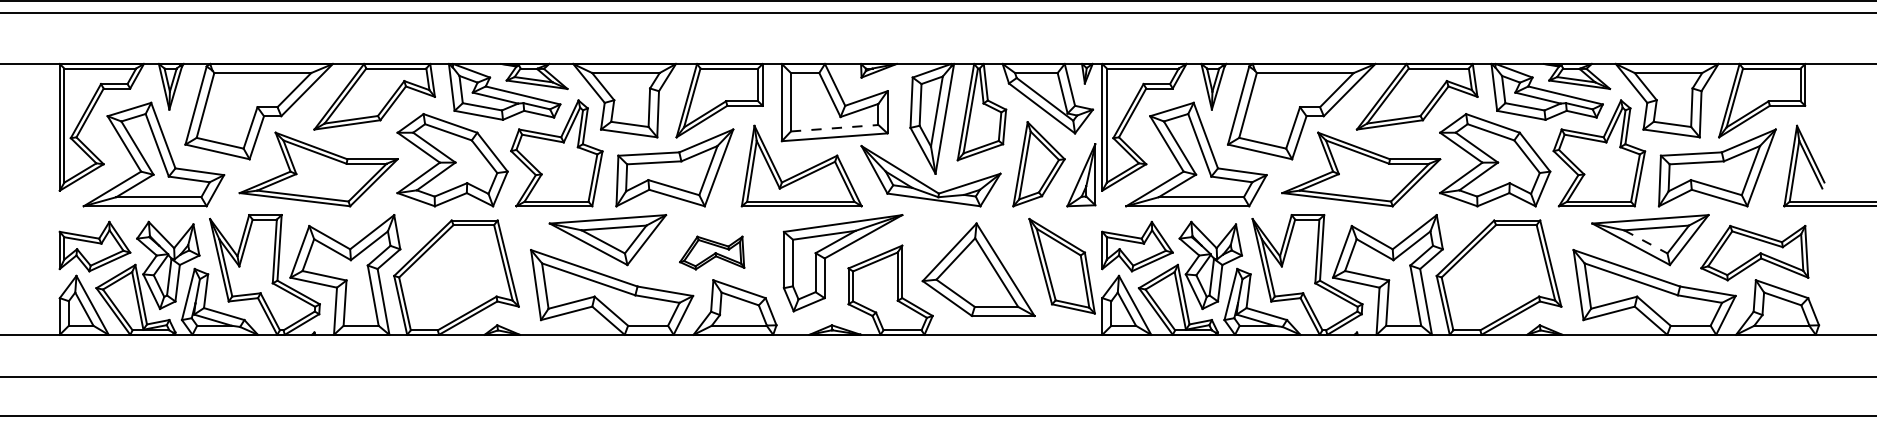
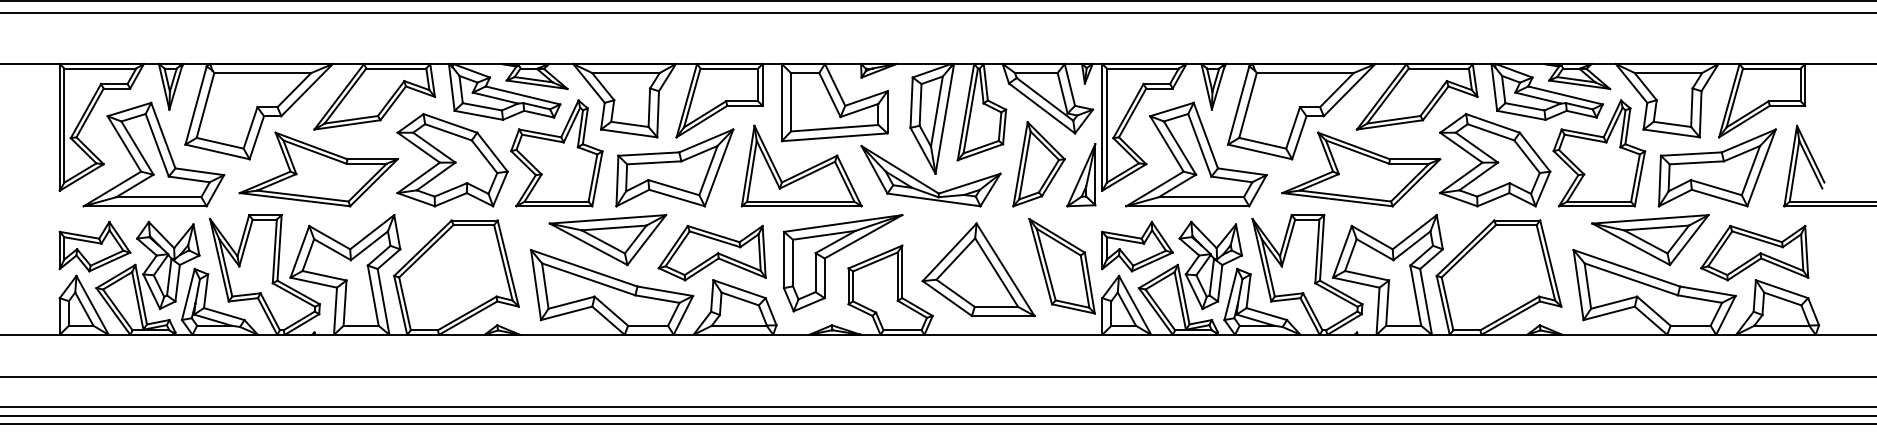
line: dashed -> solid (834, 128)
line: dashed -> solid (1645, 241)
part size: 67x36 px -> 110x58 px (711, 252)
line: none -> present (937, 407)
line: none -> present (937, 424)
